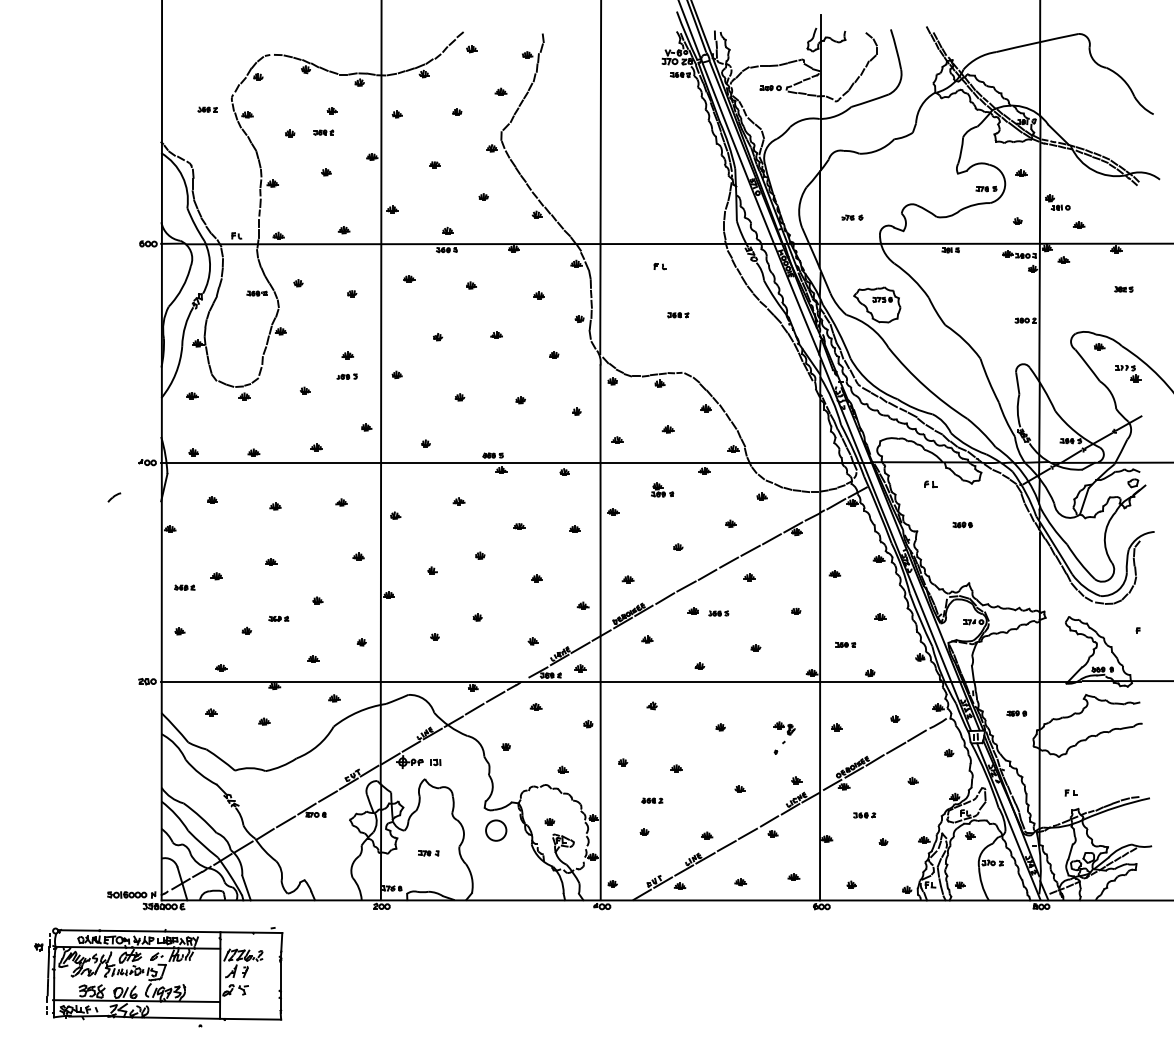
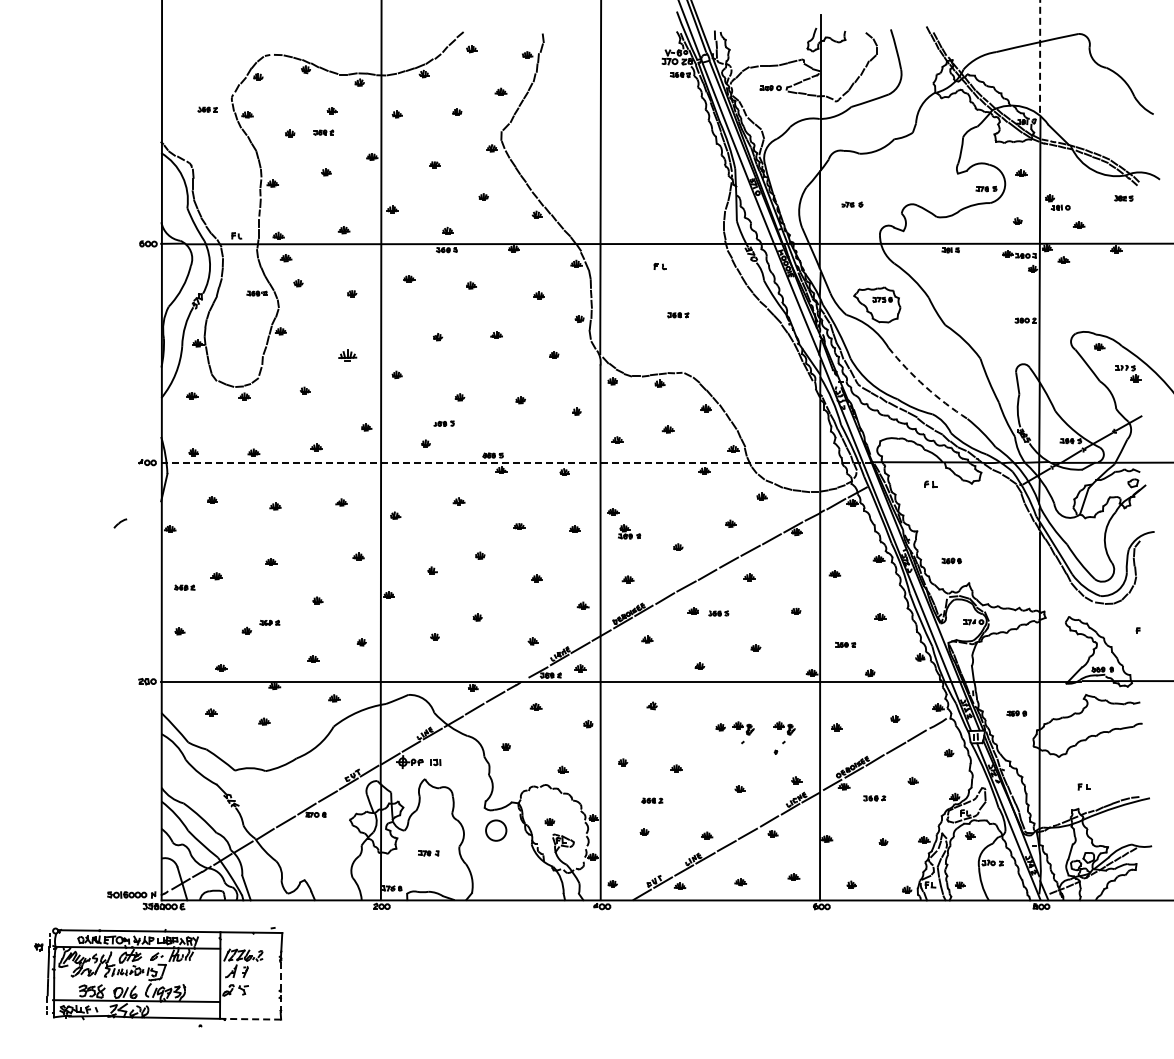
line: solid -> dashed (1040, 58)
part position: (852, 217) -> (852, 204) (852, 204)
part: none -> present (285, 258)
part position: (1123, 289) -> (1123, 198) (1123, 198)
part size: 14x9 px -> 20x13 px (347, 355)
part position: (346, 376) -> (443, 423) (443, 423)
arc: solid -> dashed (925, 386)
line: solid -> dashed (515, 462)
part position: (662, 489) -> (629, 531) (629, 531)
part position: (114, 497) -> (120, 523) (120, 523)
part position: (962, 524) -> (951, 560) (951, 560)
part position: (278, 618) -> (269, 622) (269, 622)
part: none -> present (743, 732)
part position: (1070, 792) -> (1083, 786) (1083, 786)
part position: (864, 815) -> (874, 798) (874, 798)
line: solid -> dashed (280, 987)
line: solid -> dashed (253, 1019)
